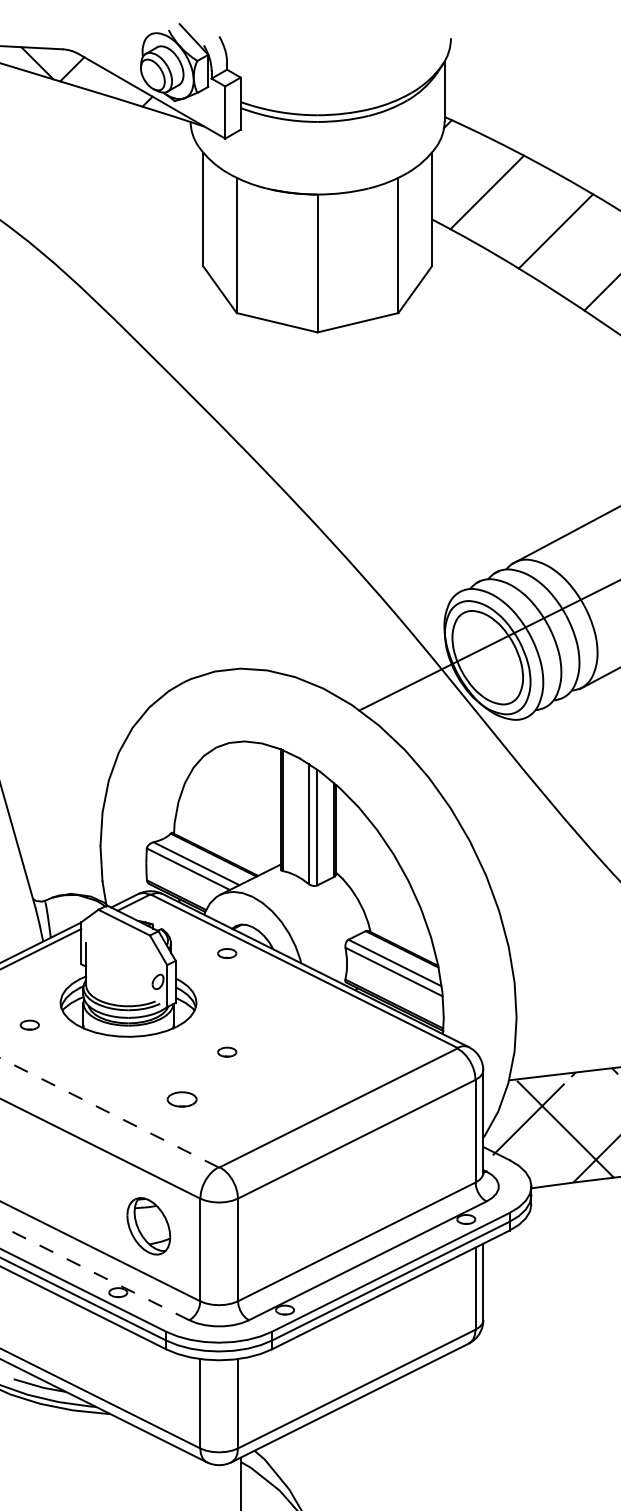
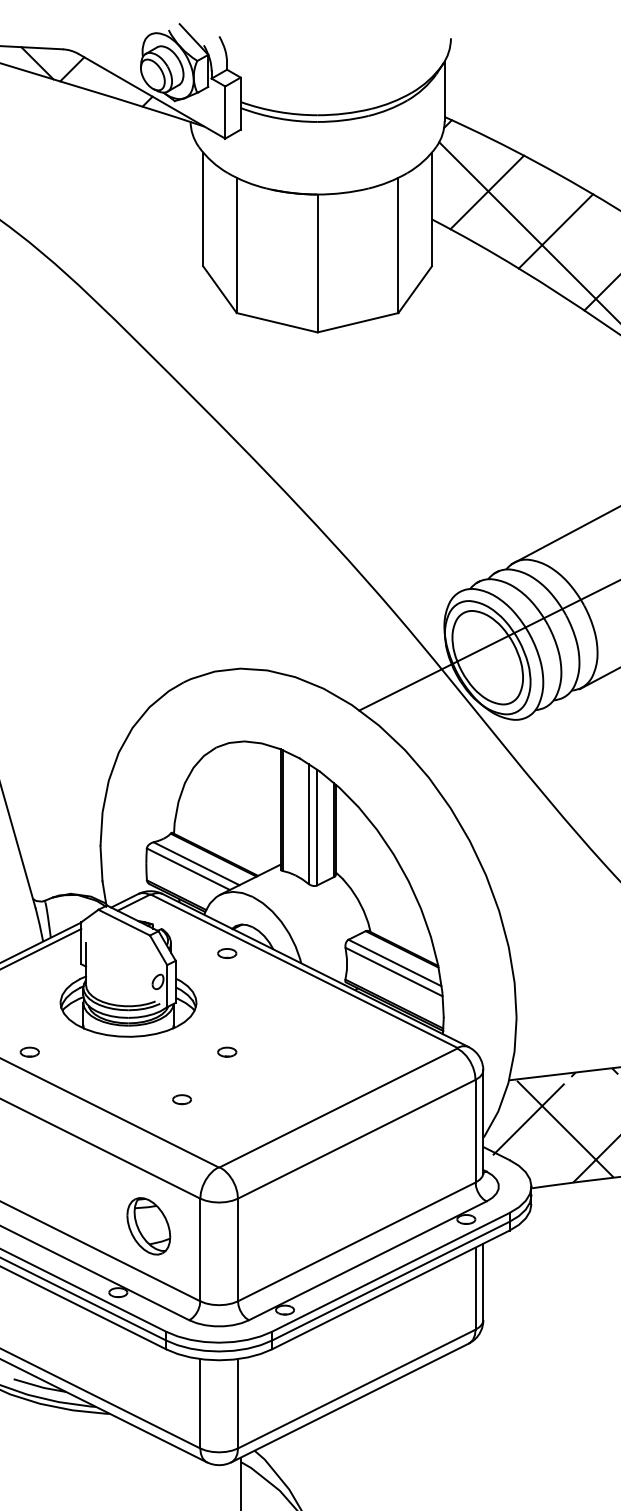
line: none -> present (528, 231)
part position: (29, 1024) -> (29, 1051) (29, 1051)
part size: 32x17 px -> 20x12 px (181, 1099)
line: dashed -> solid (109, 1112)
line: dashed -> solid (94, 1272)
